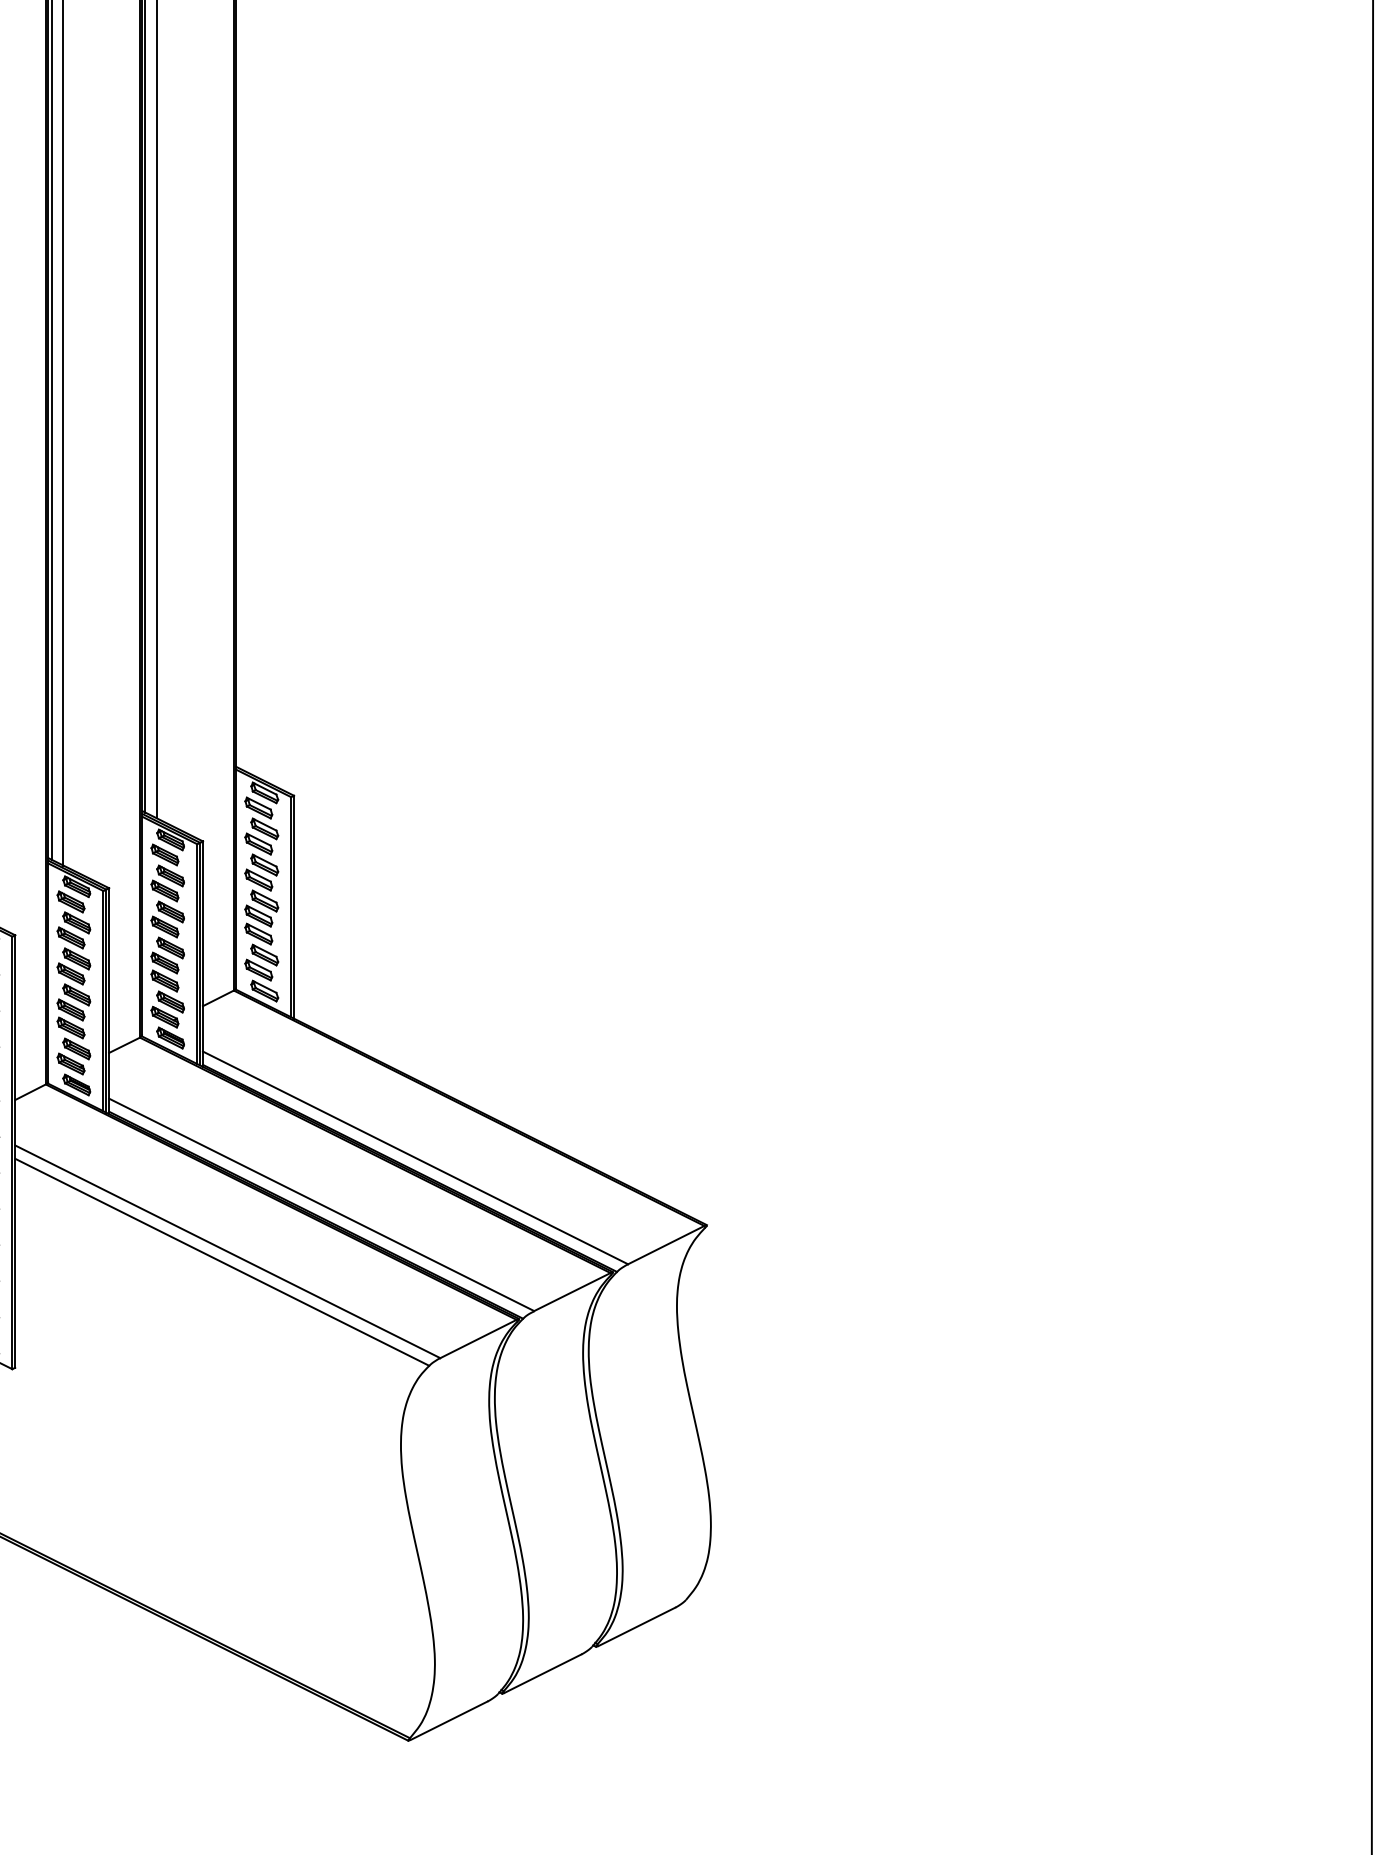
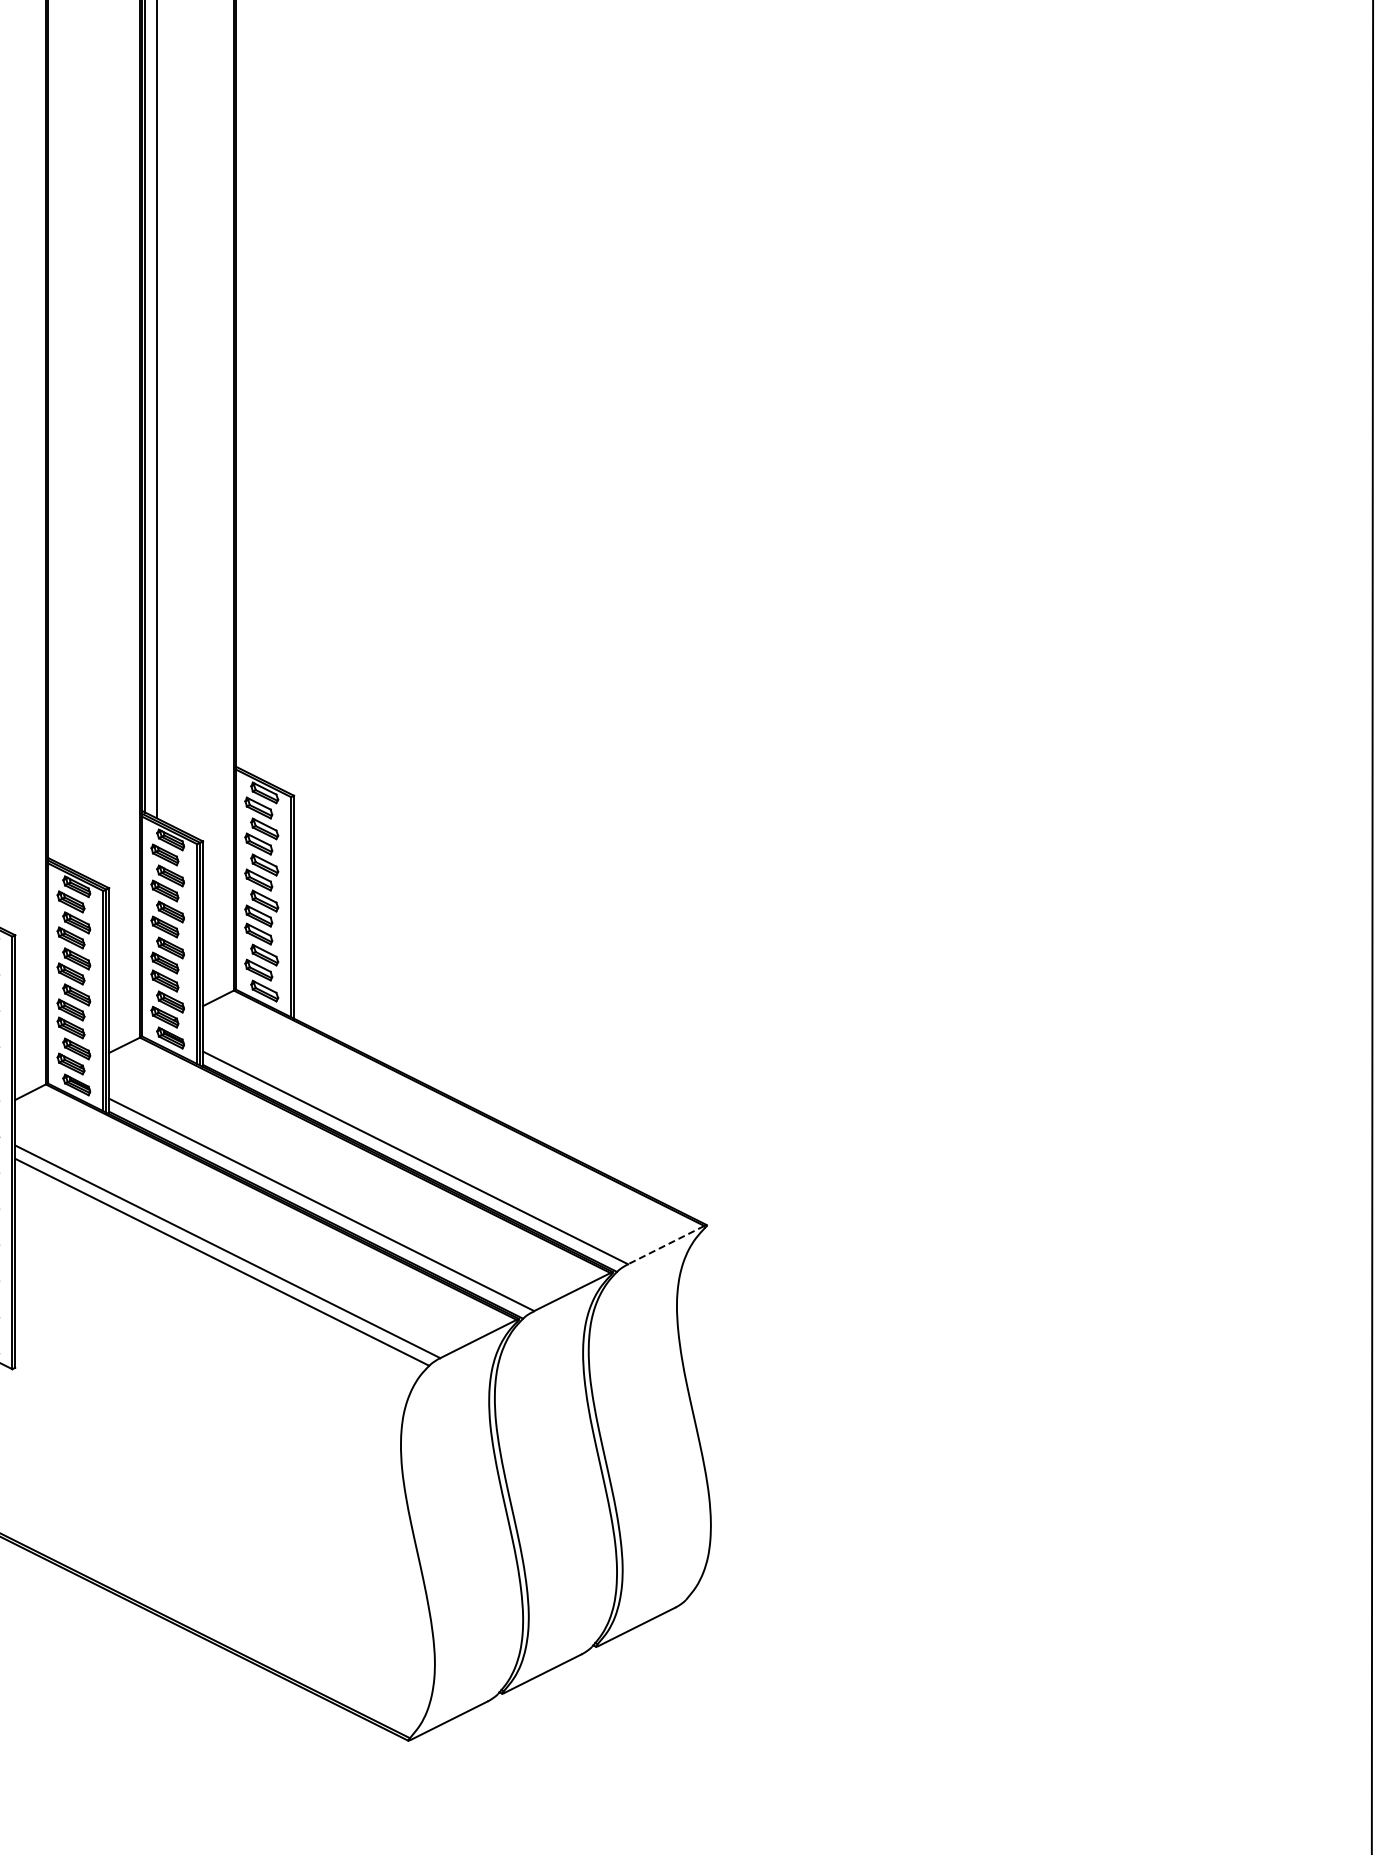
line: present -> none (51, 430)
line: present -> none (63, 433)
line: solid -> dashed (666, 1245)
